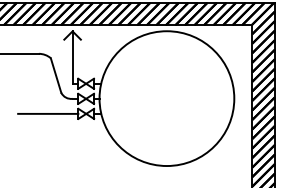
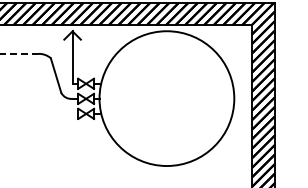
line: solid -> dashed (19, 53)
line: present -> none (48, 113)
